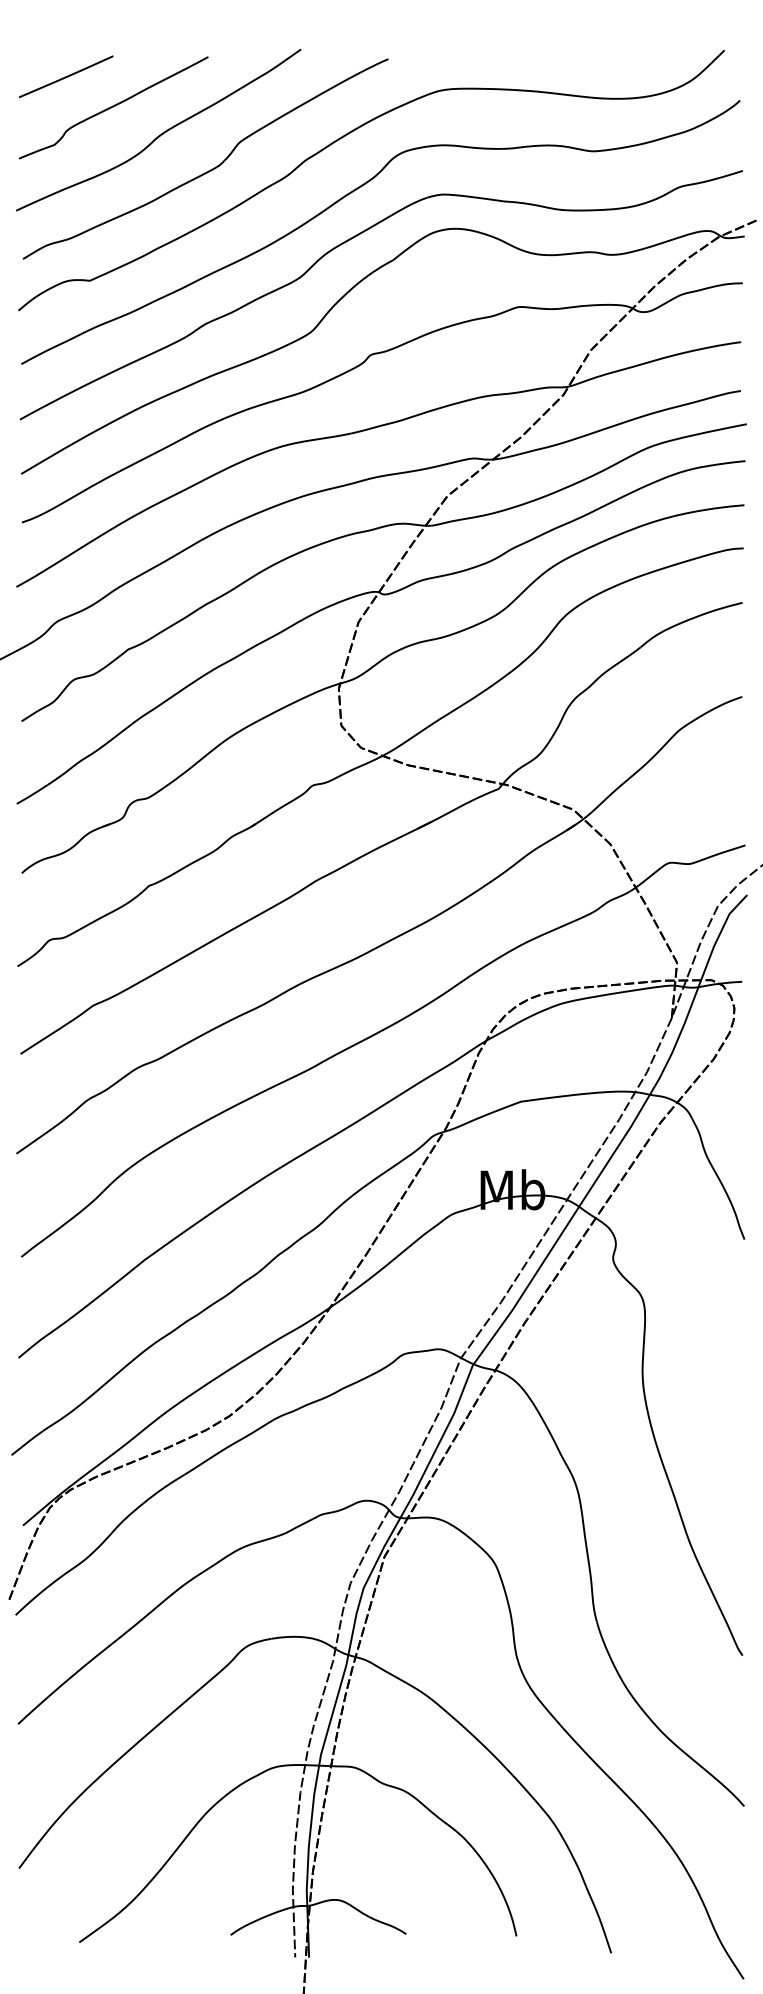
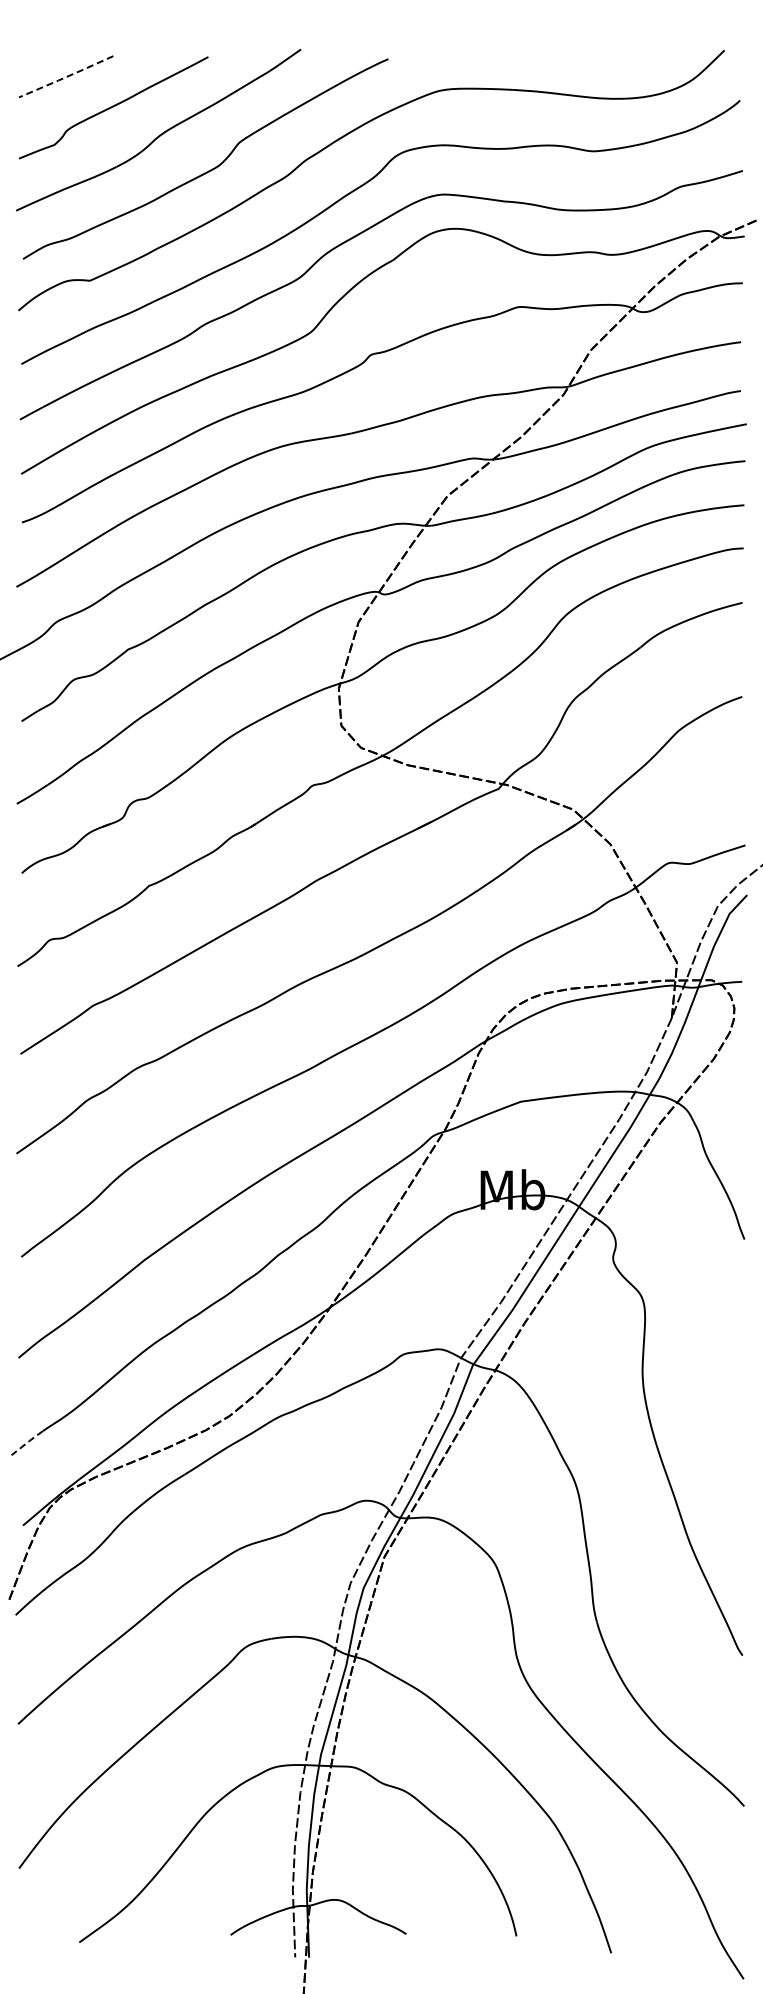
line: solid -> dashed (66, 76)
line: solid -> dashed (28, 1441)
